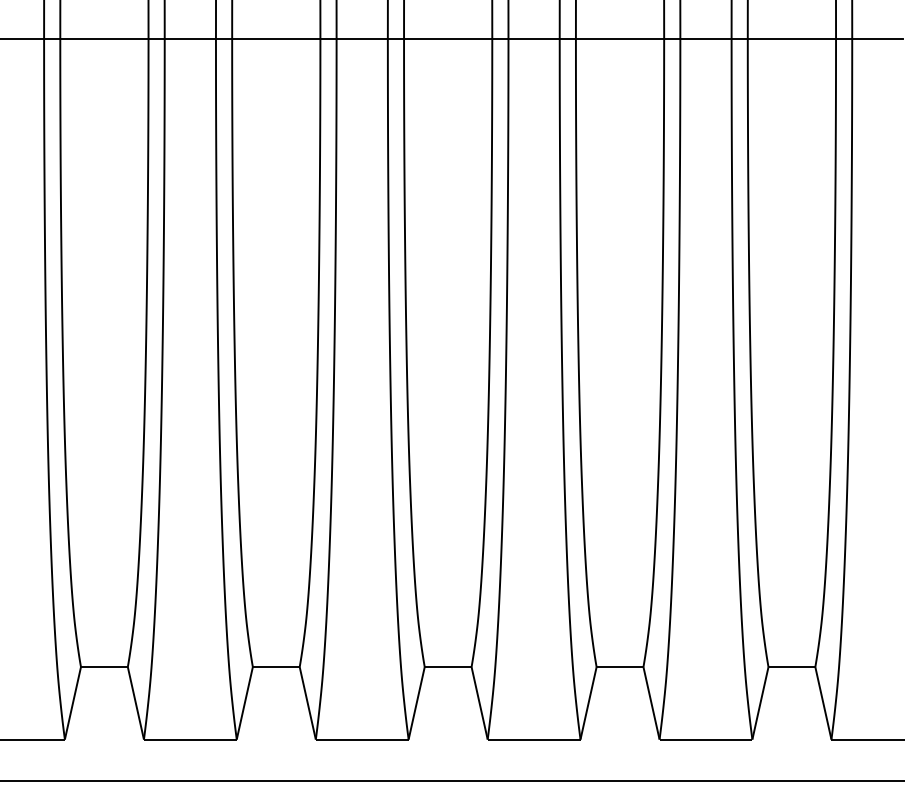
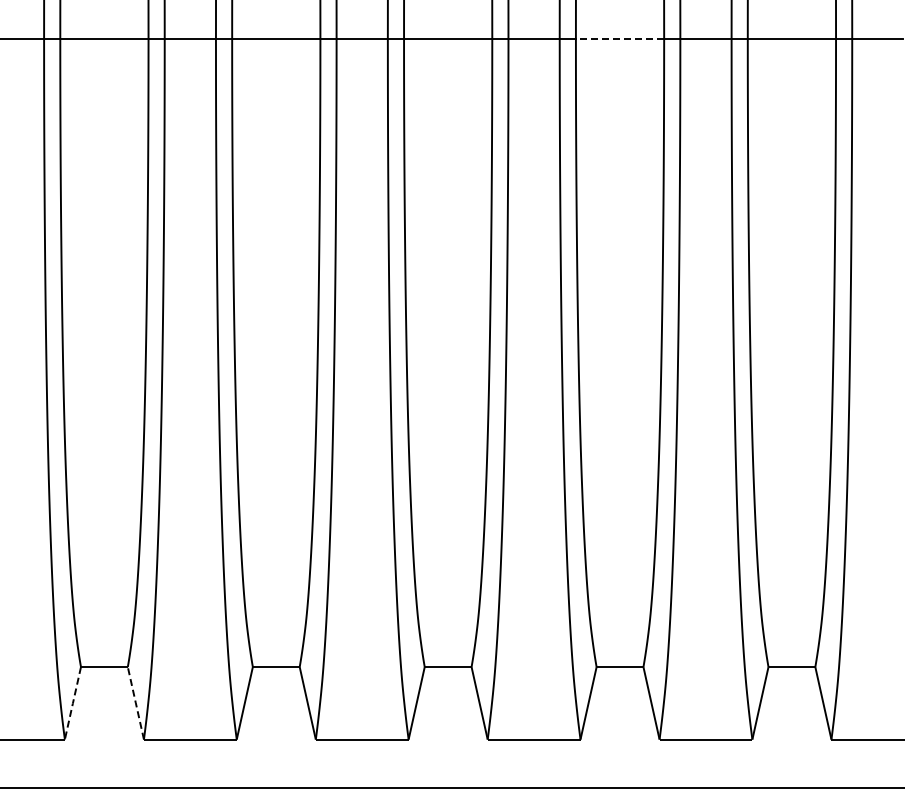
line: solid -> dashed (619, 39)
line: solid -> dashed (135, 702)
line: solid -> dashed (72, 703)
line position: (451, 780) -> (451, 787) (451, 787)
